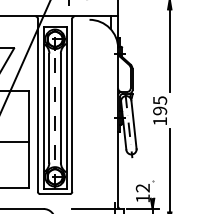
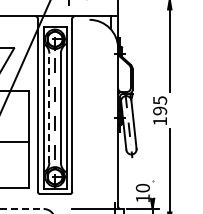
line: solid -> dashed (49, 107)
text: 12 -> 10 (142, 187)
line: solid -> dashed (22, 208)
